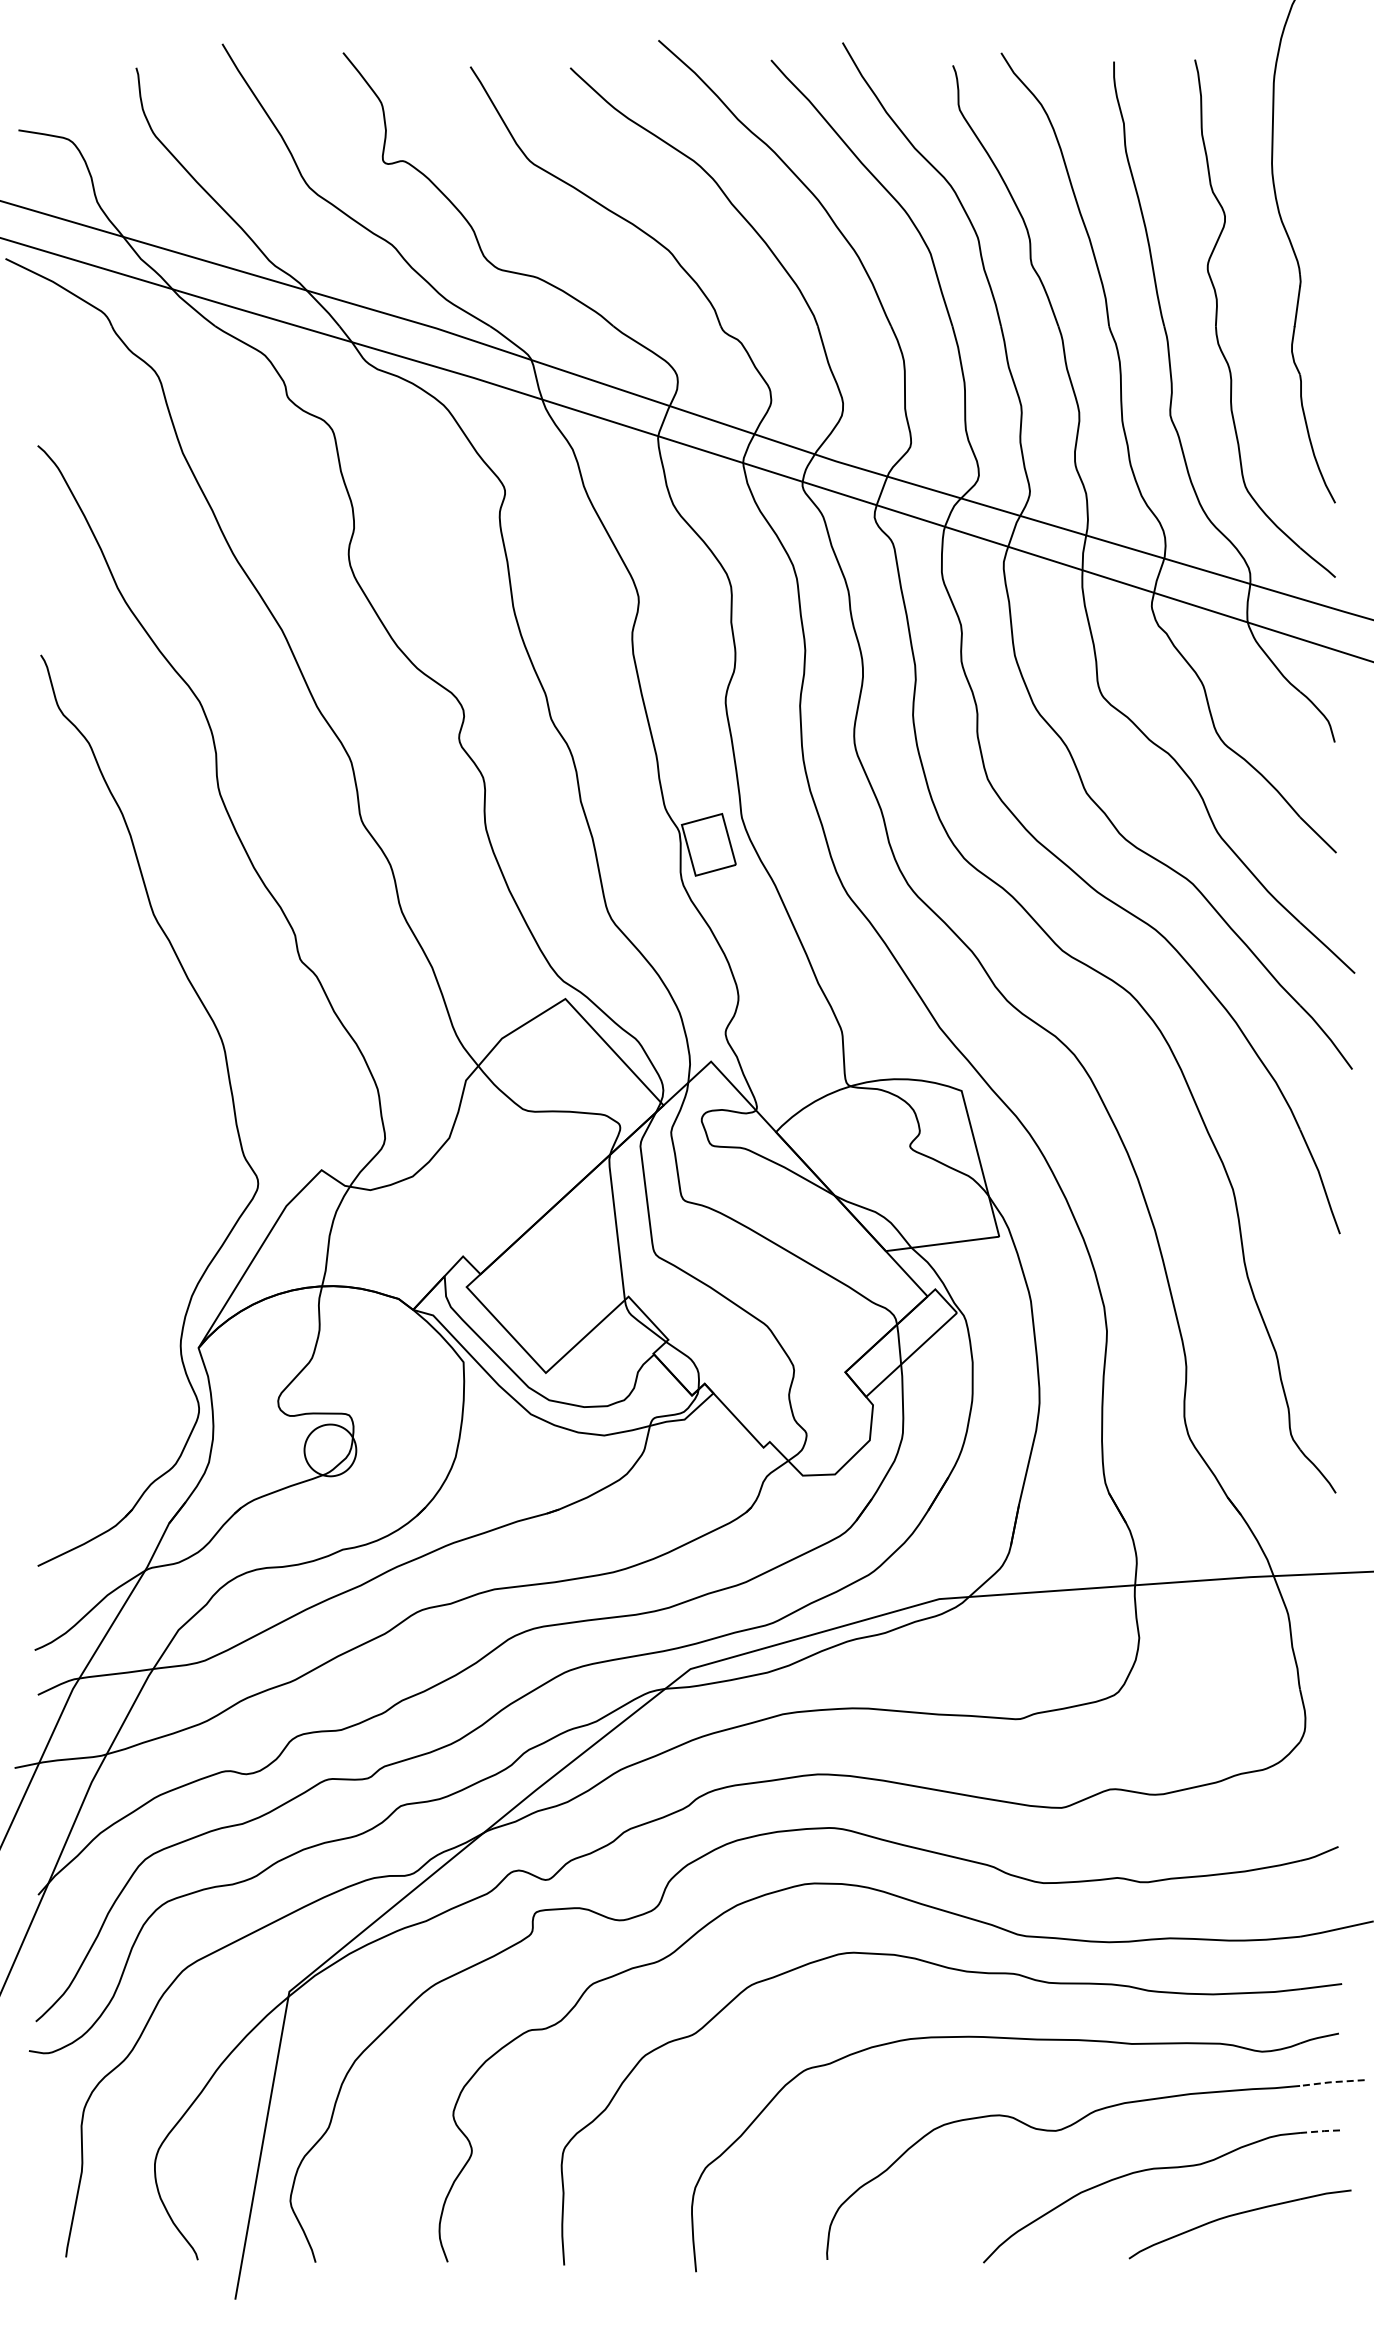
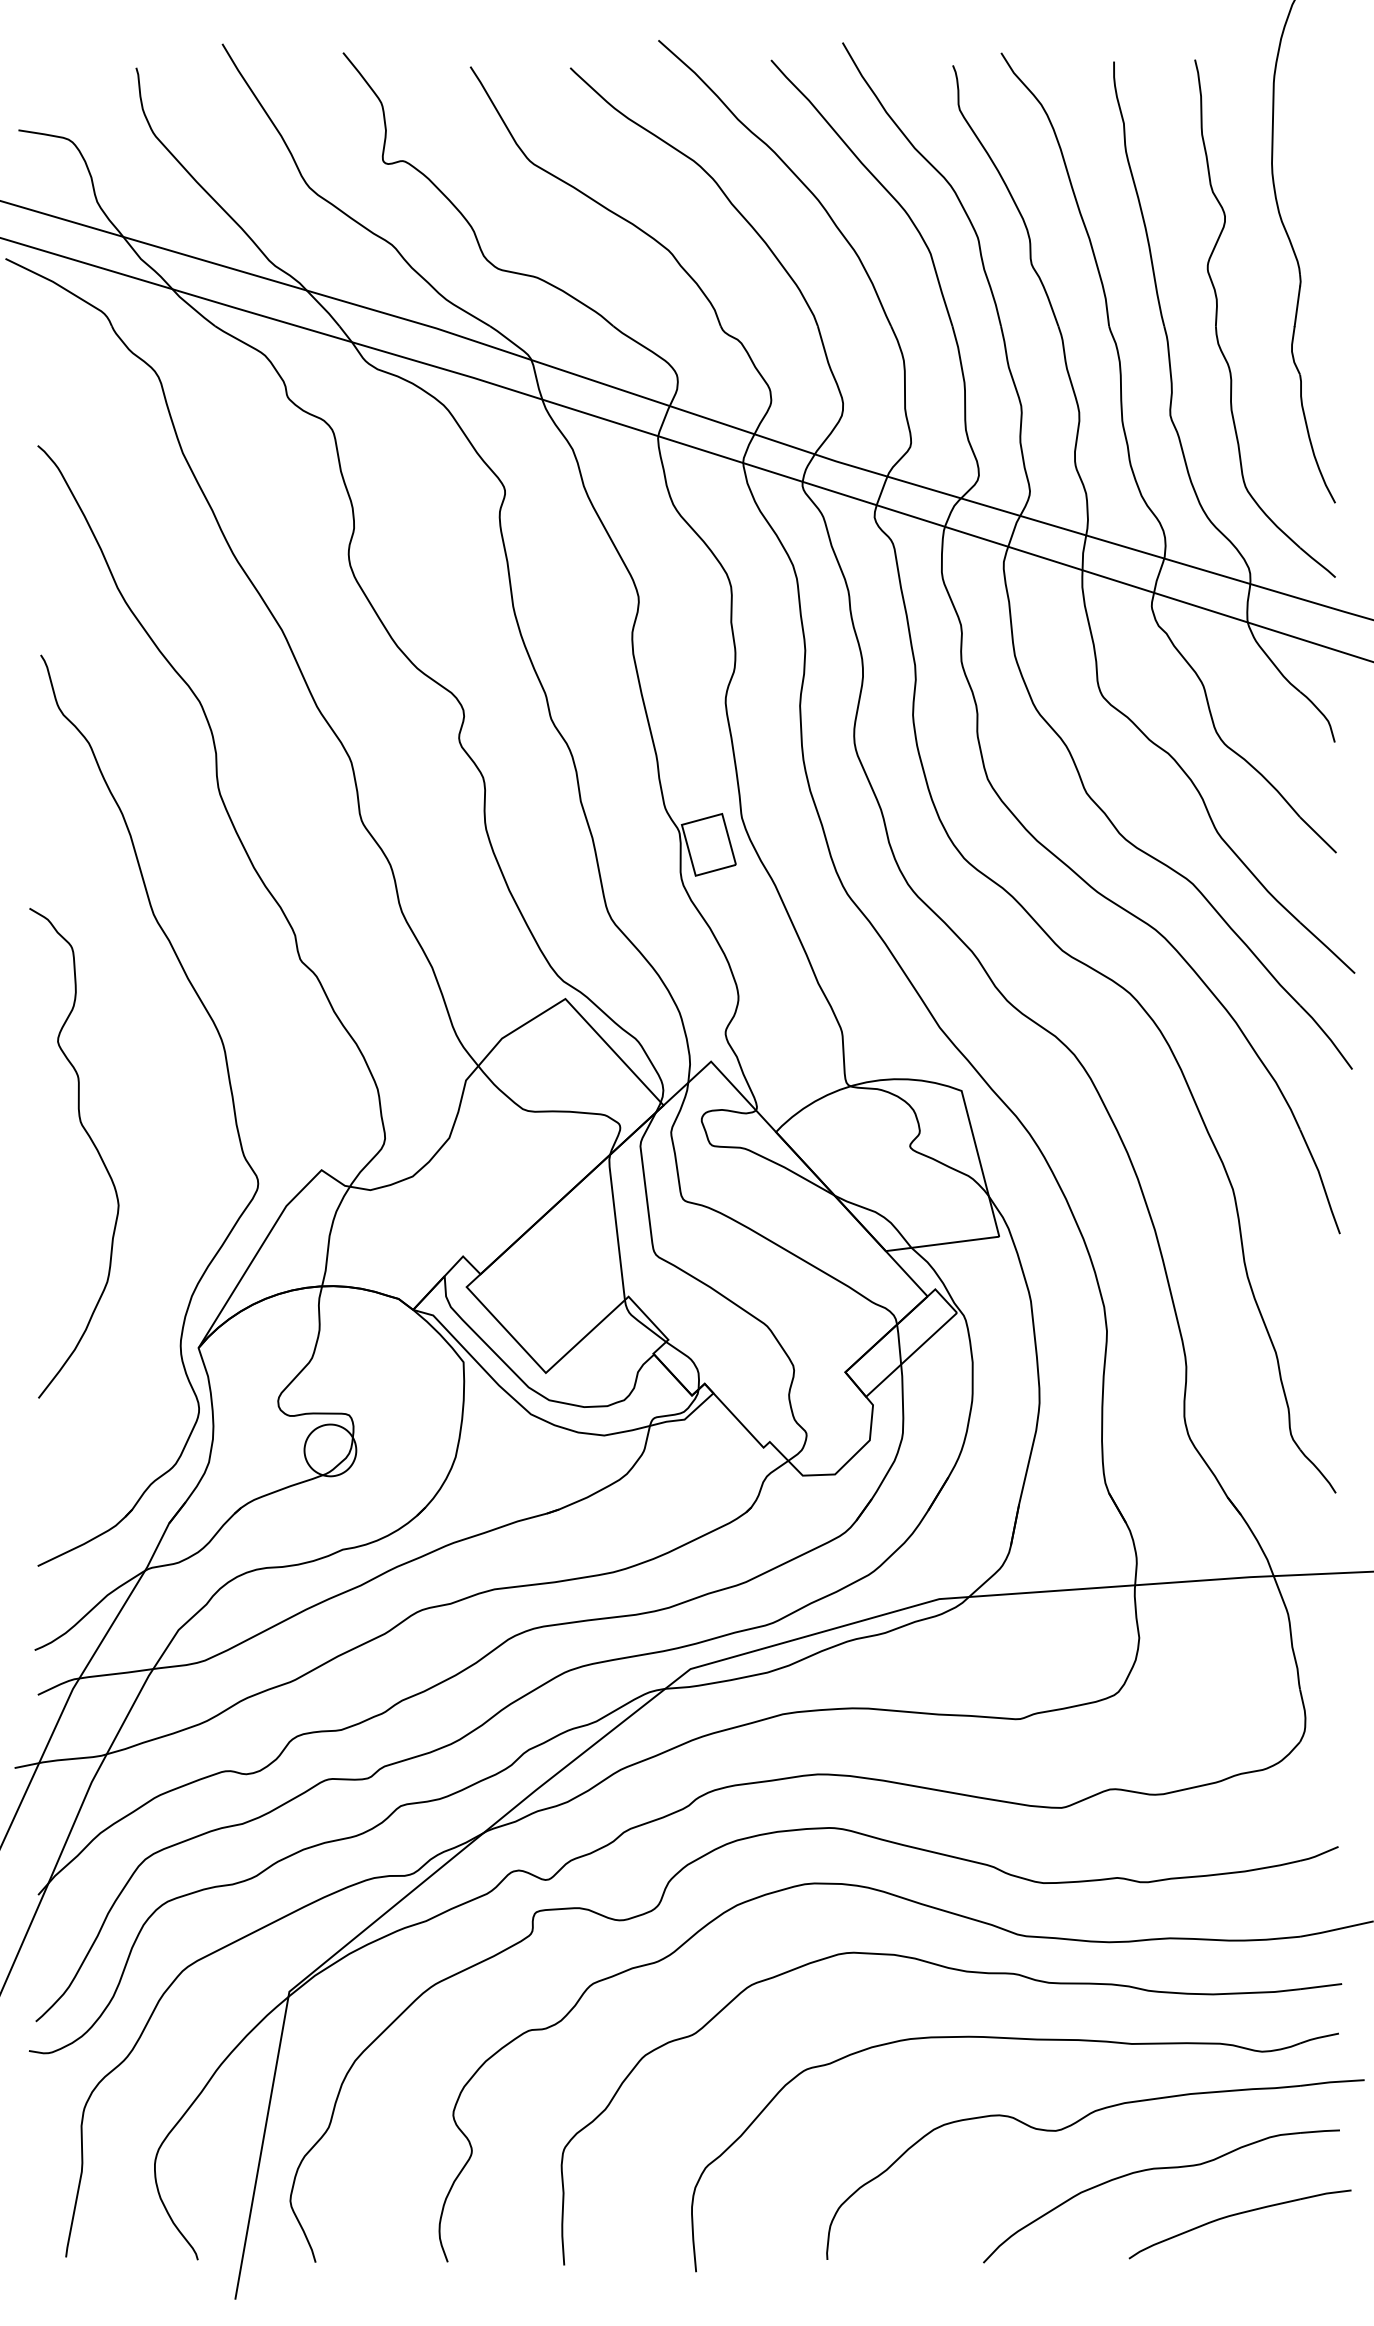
curve: none -> present (91, 1142)
line: dashed -> solid (1330, 2082)
line: dashed -> solid (1320, 2131)
